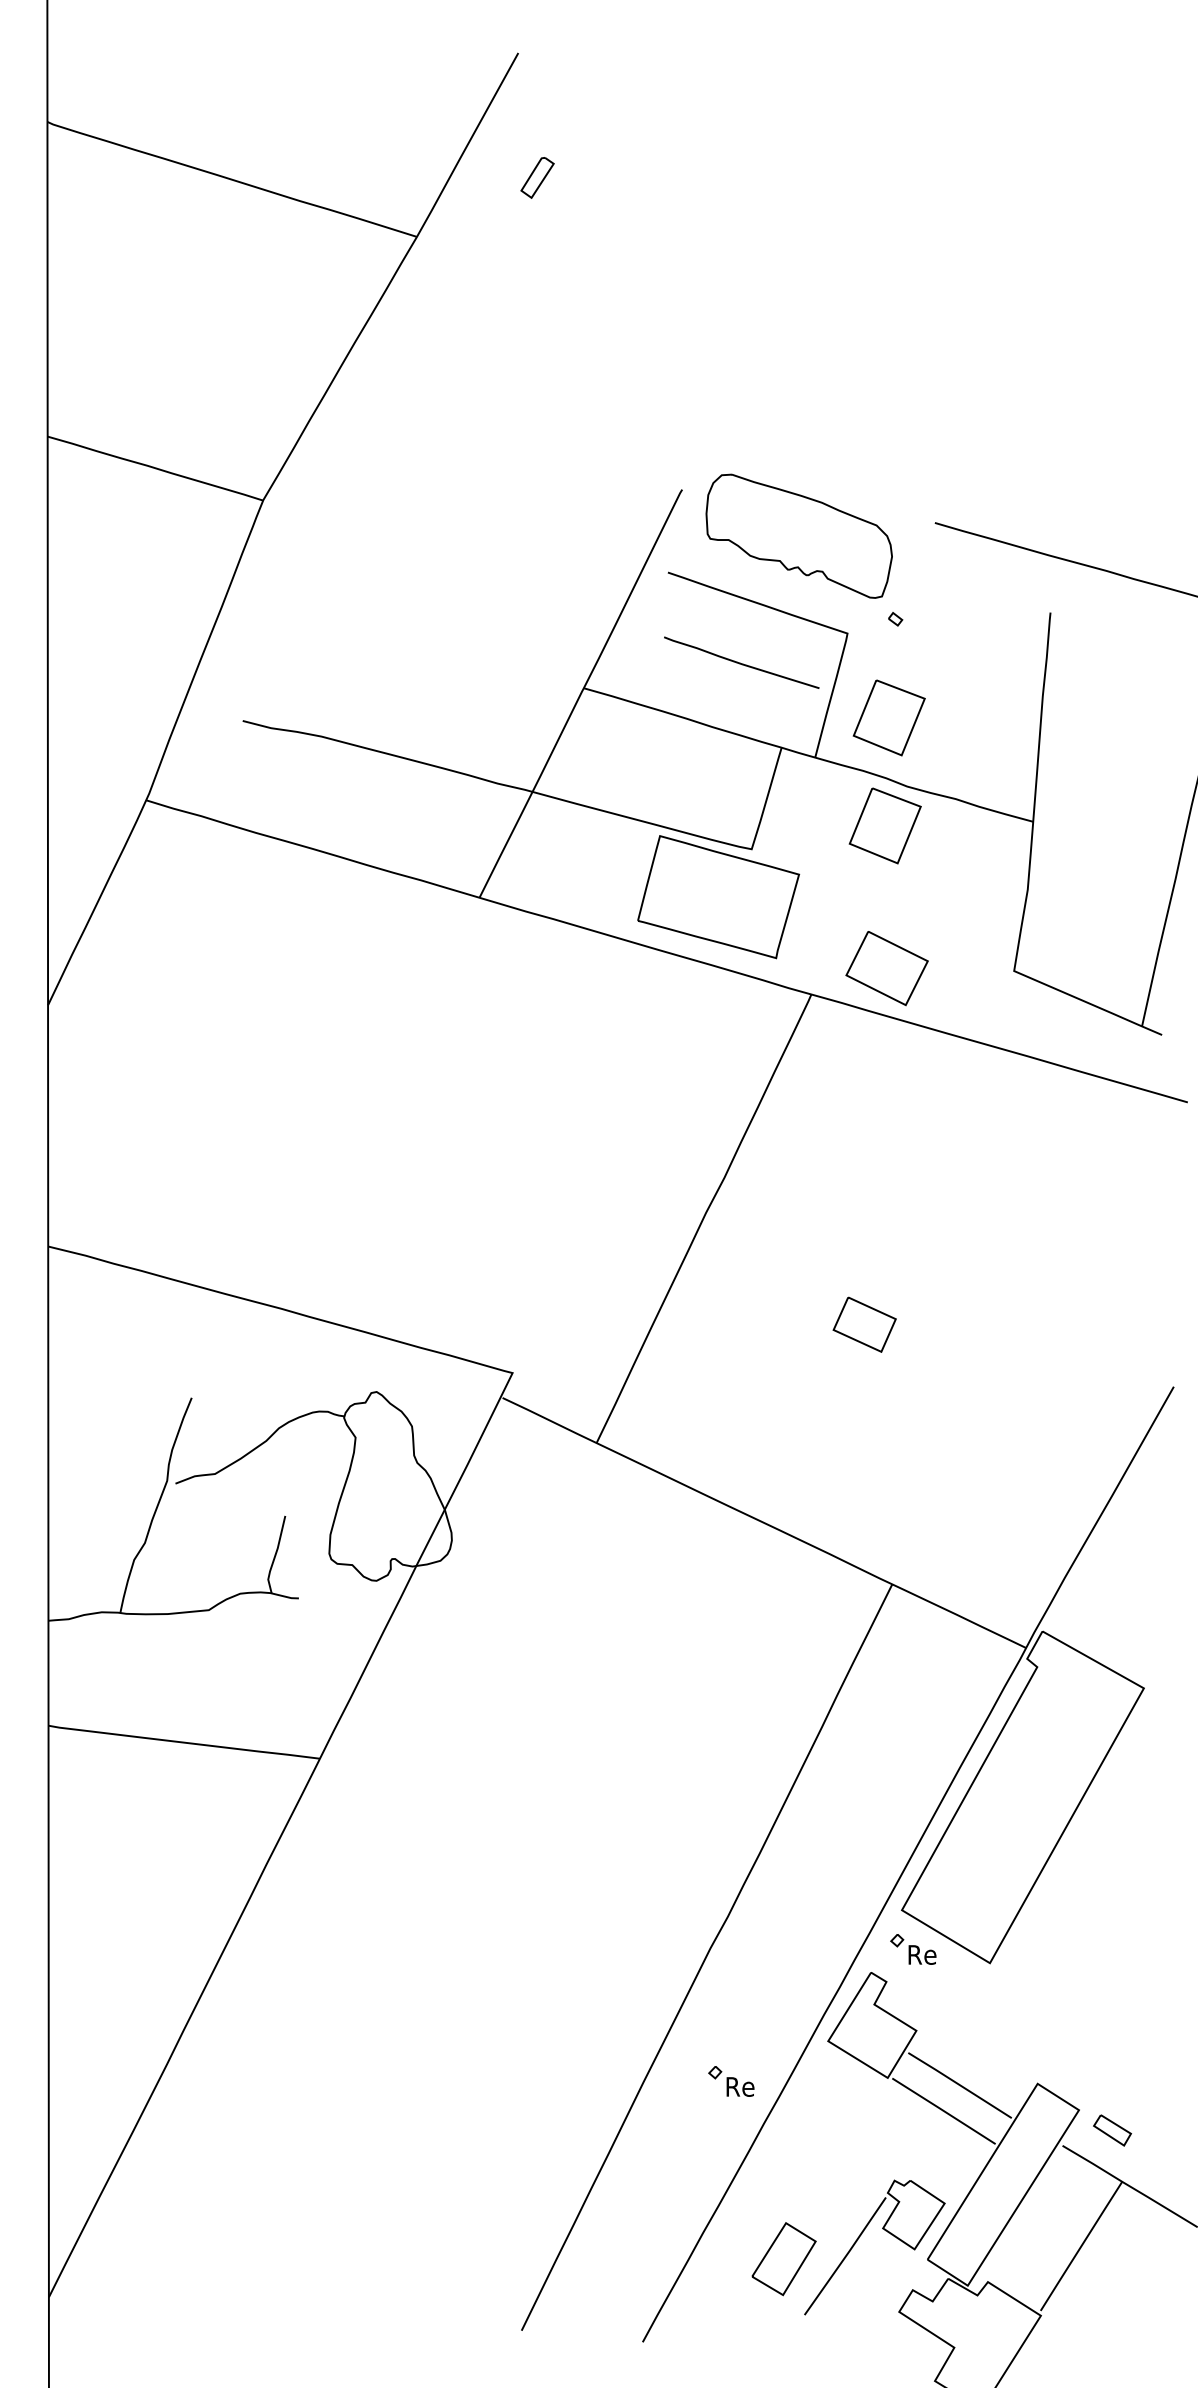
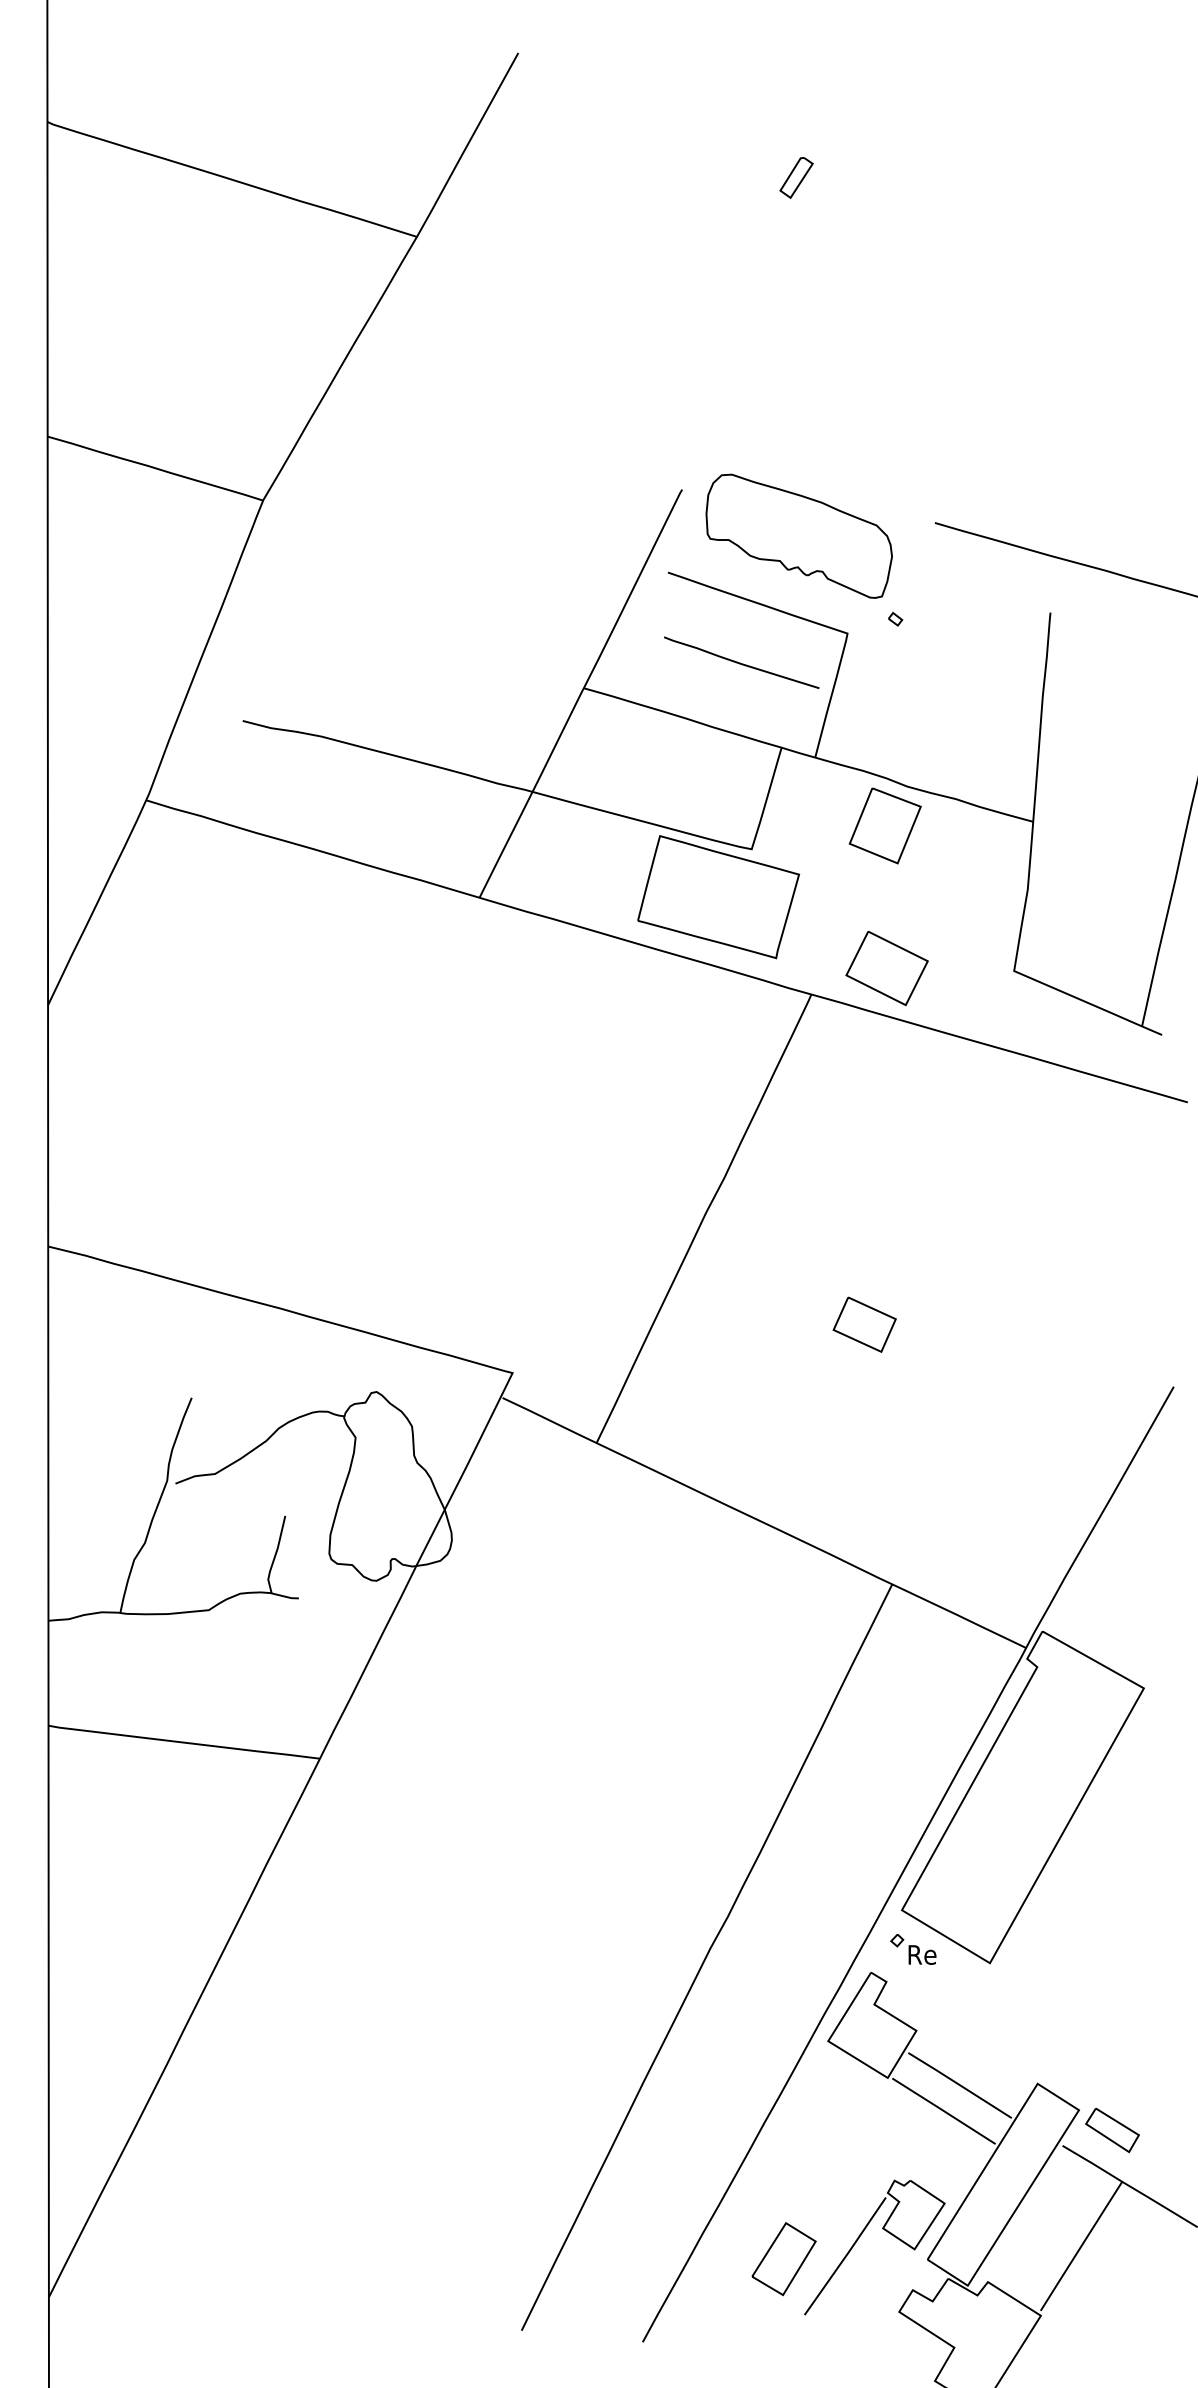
part position: (537, 177) -> (796, 177) (796, 177)
part: present -> none (888, 717)
part: present -> none (731, 2081)
part size: 39x33 px -> 55x47 px (1112, 2130)
